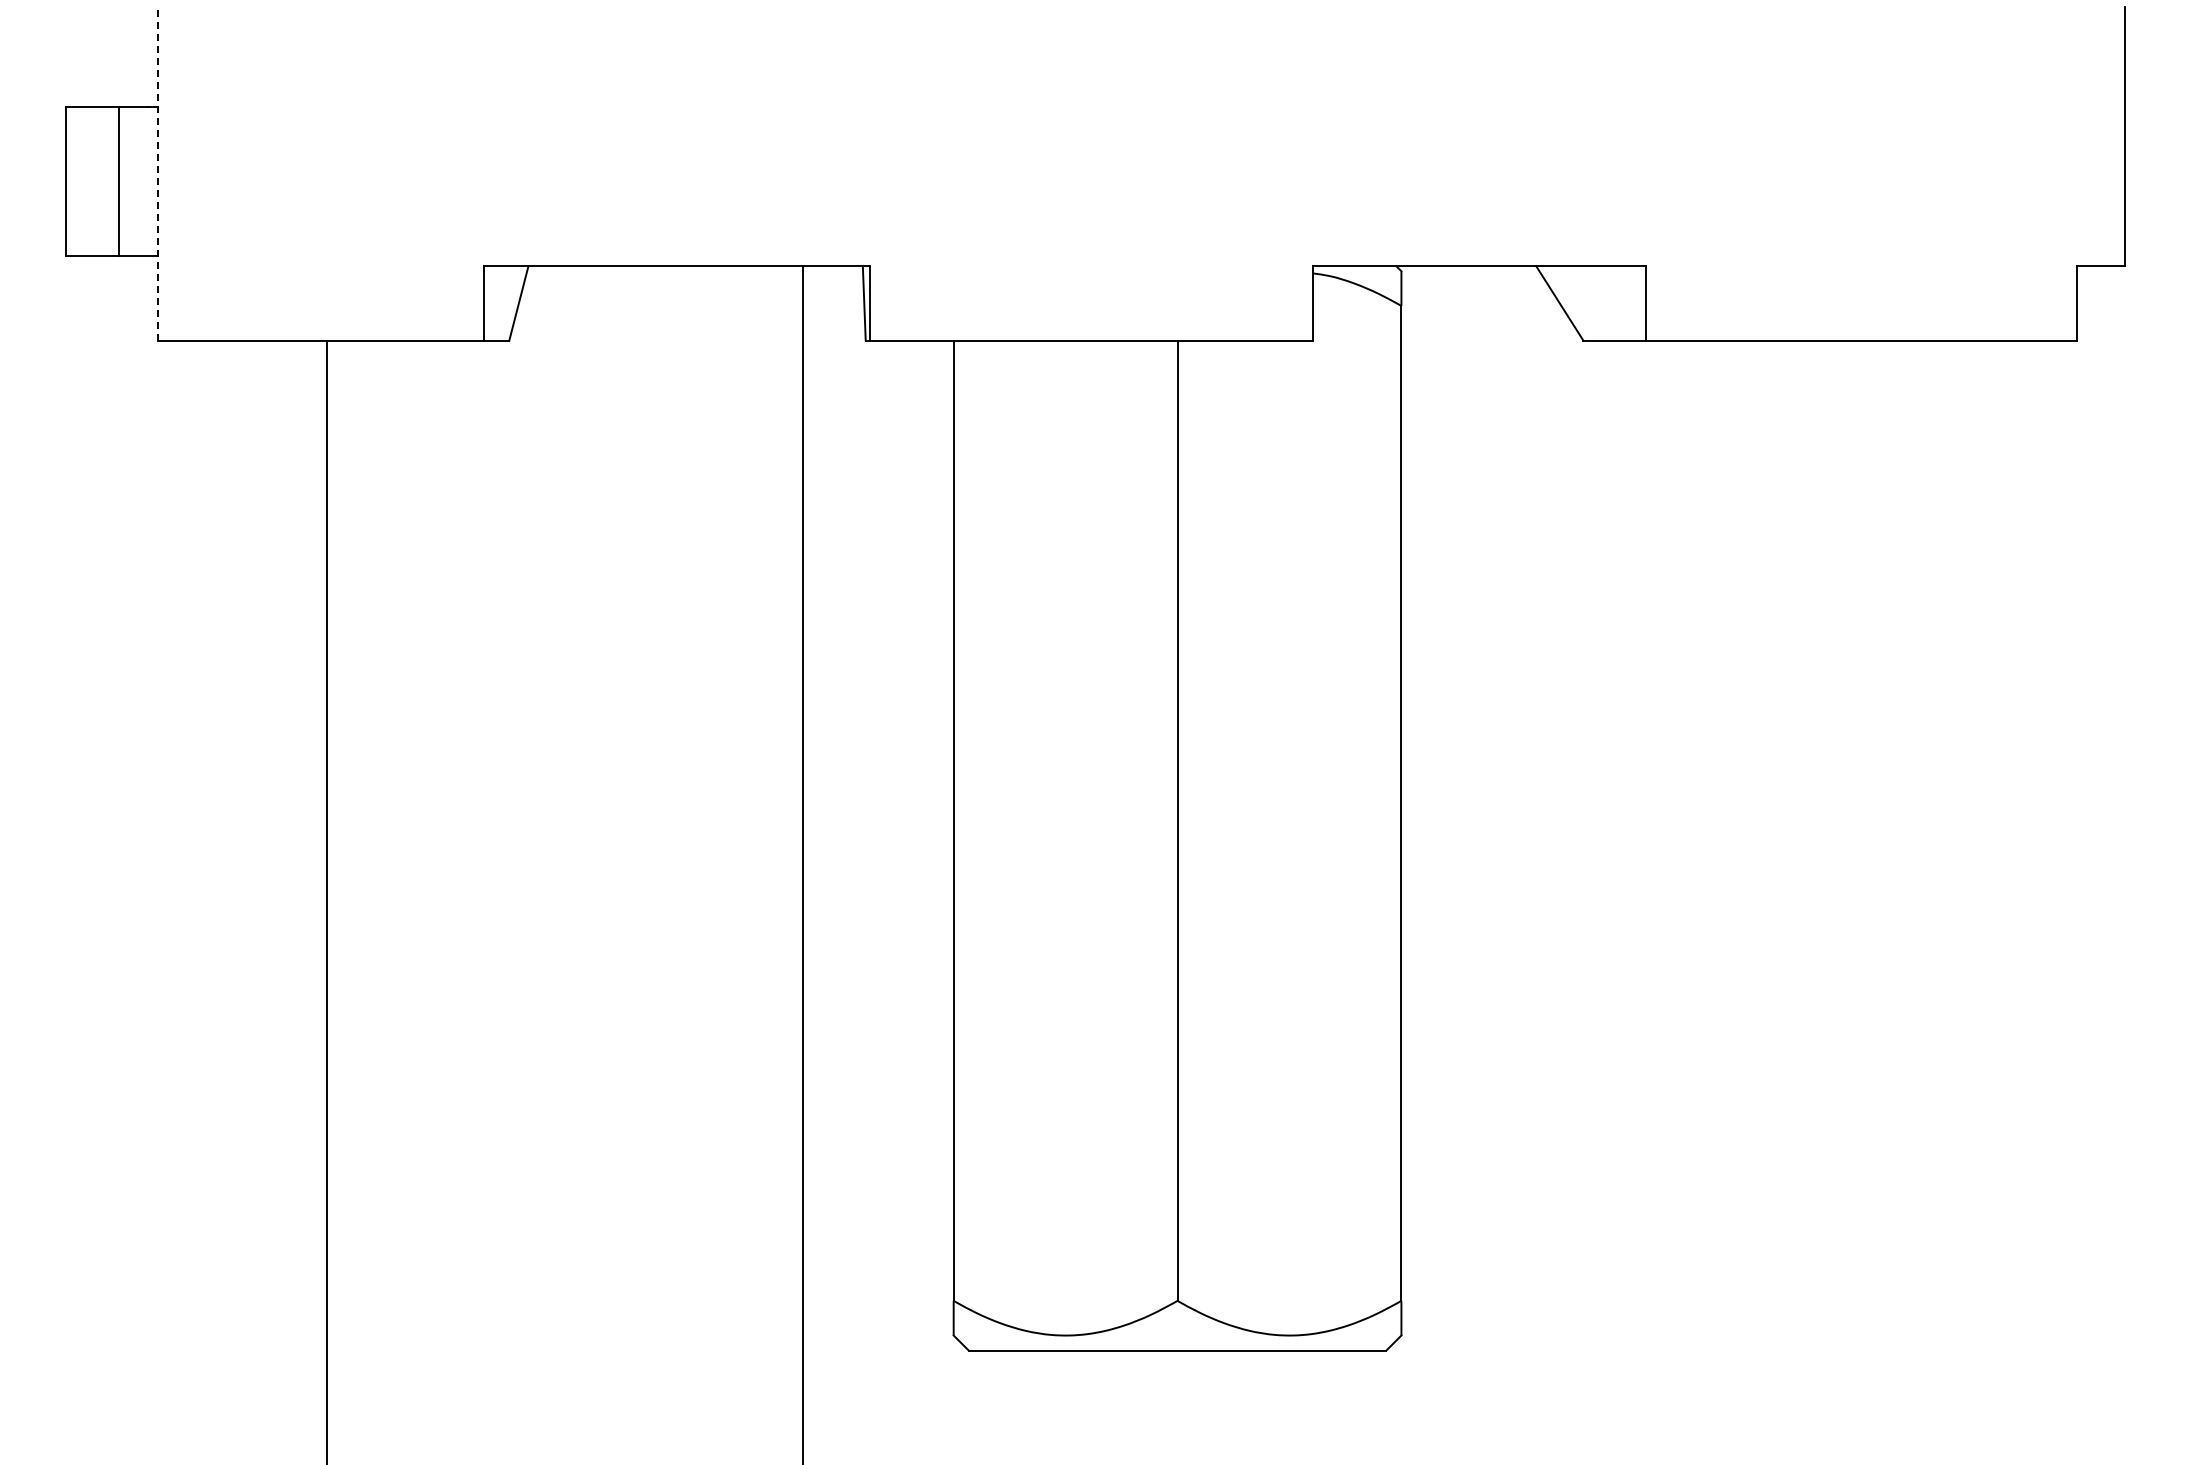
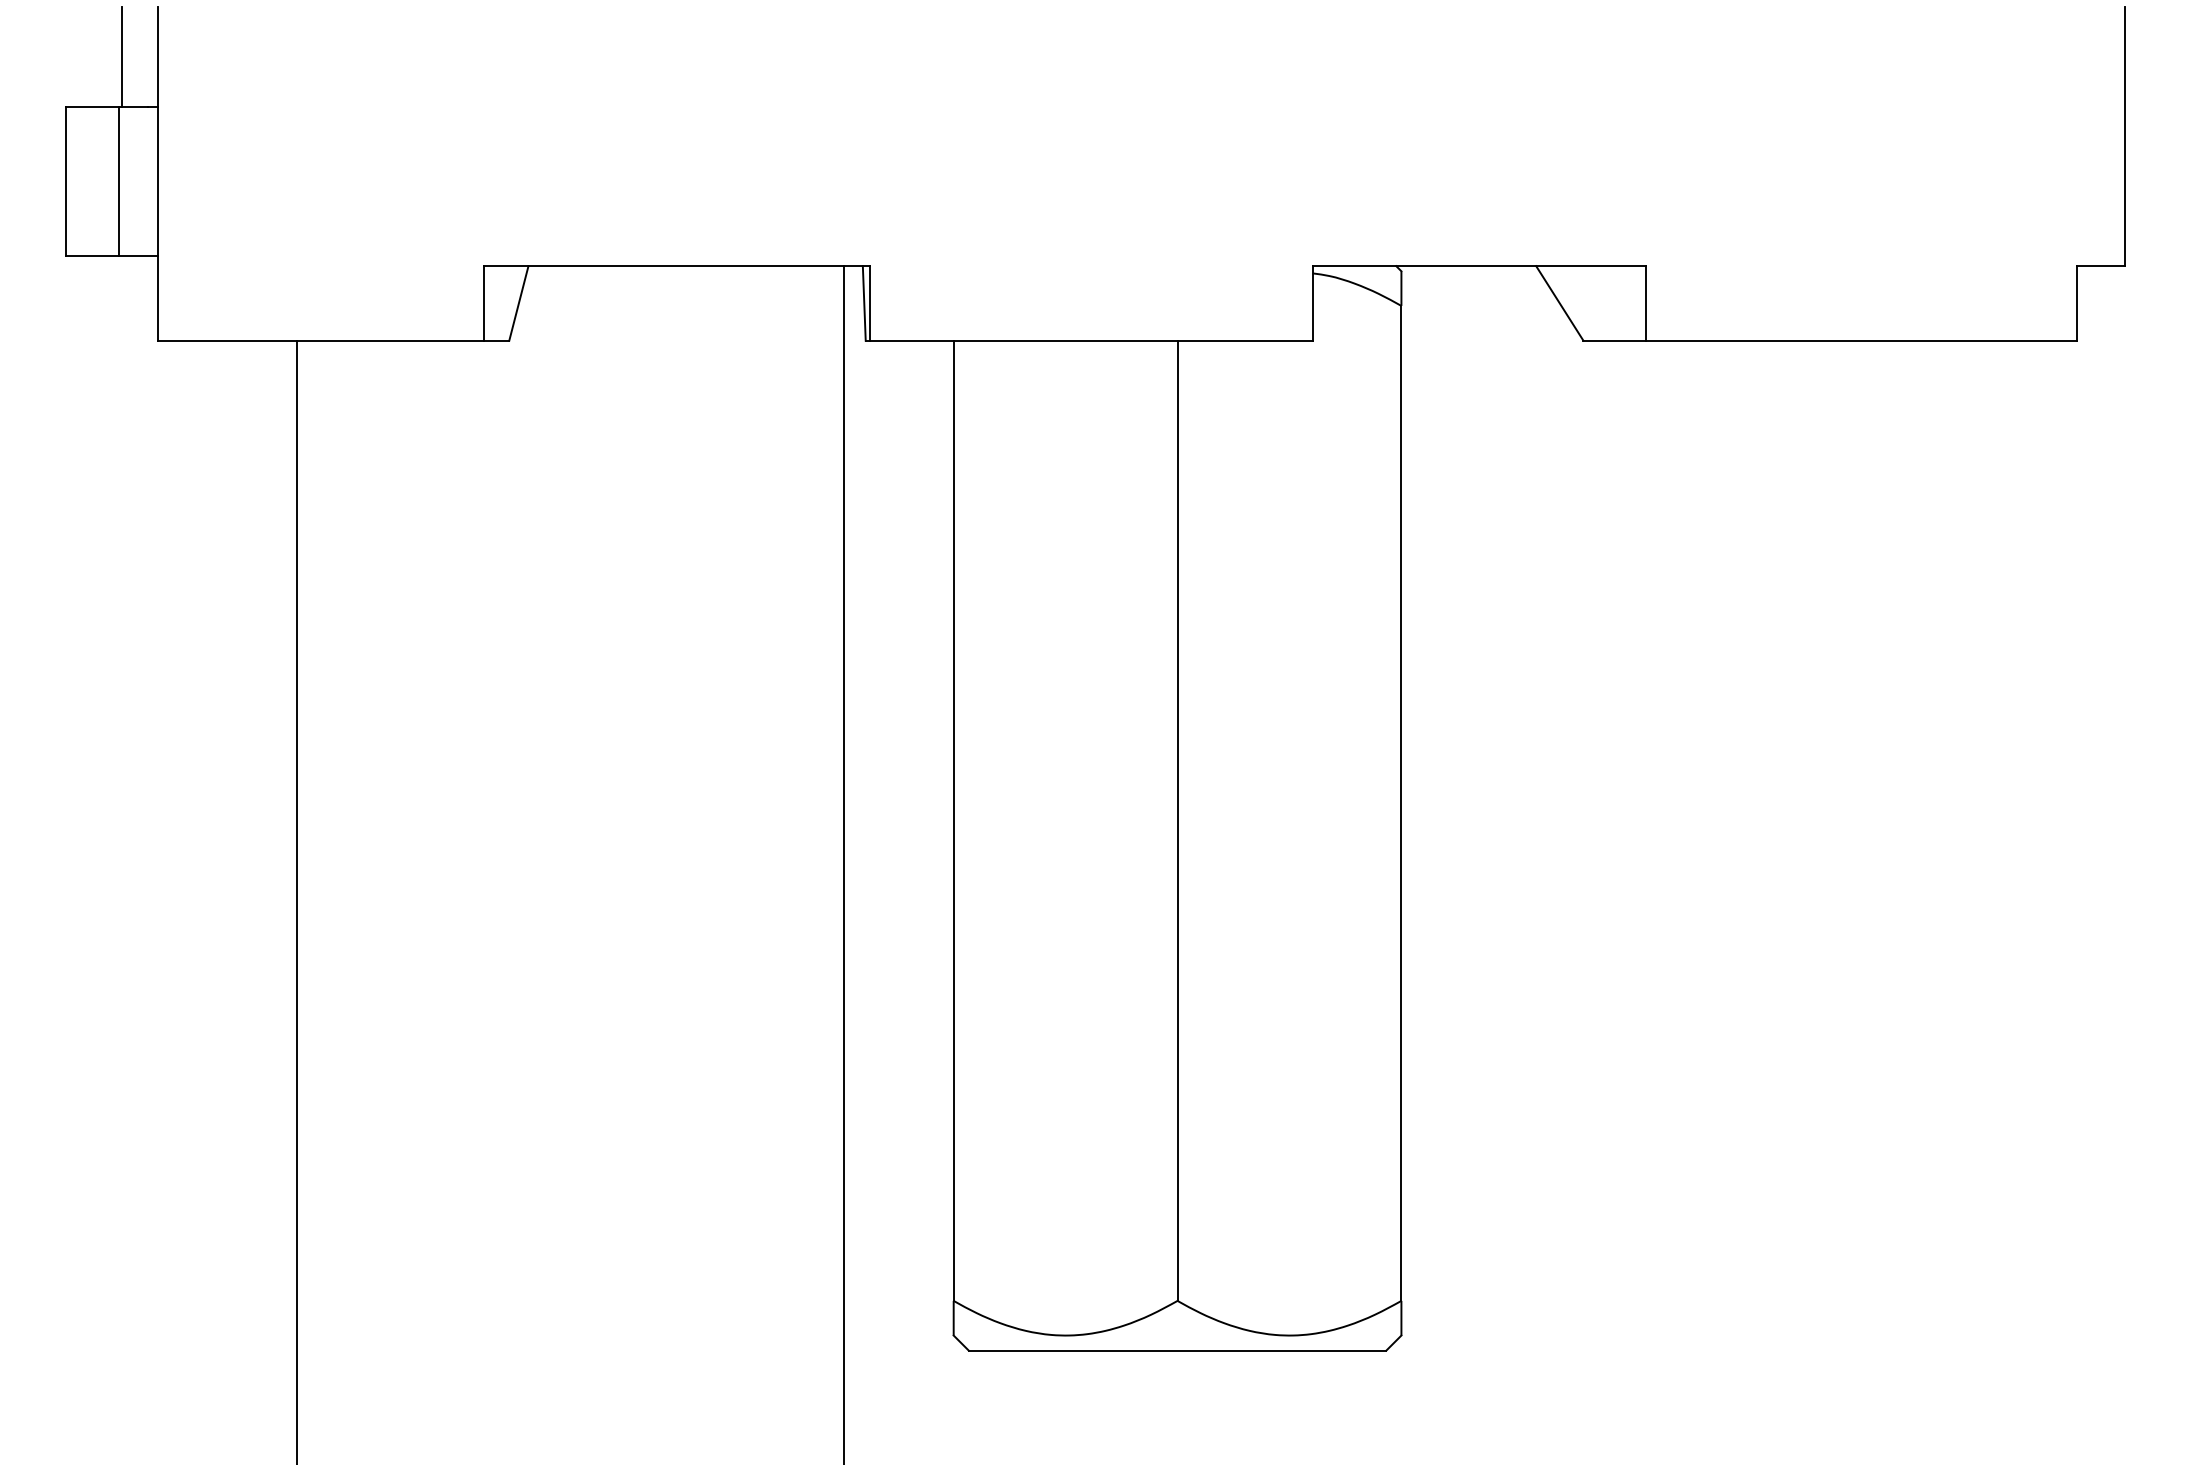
line: none -> present (121, 56)
line: dashed -> solid (157, 174)
line position: (803, 863) -> (844, 863) (844, 863)
line position: (327, 900) -> (297, 900) (297, 900)
